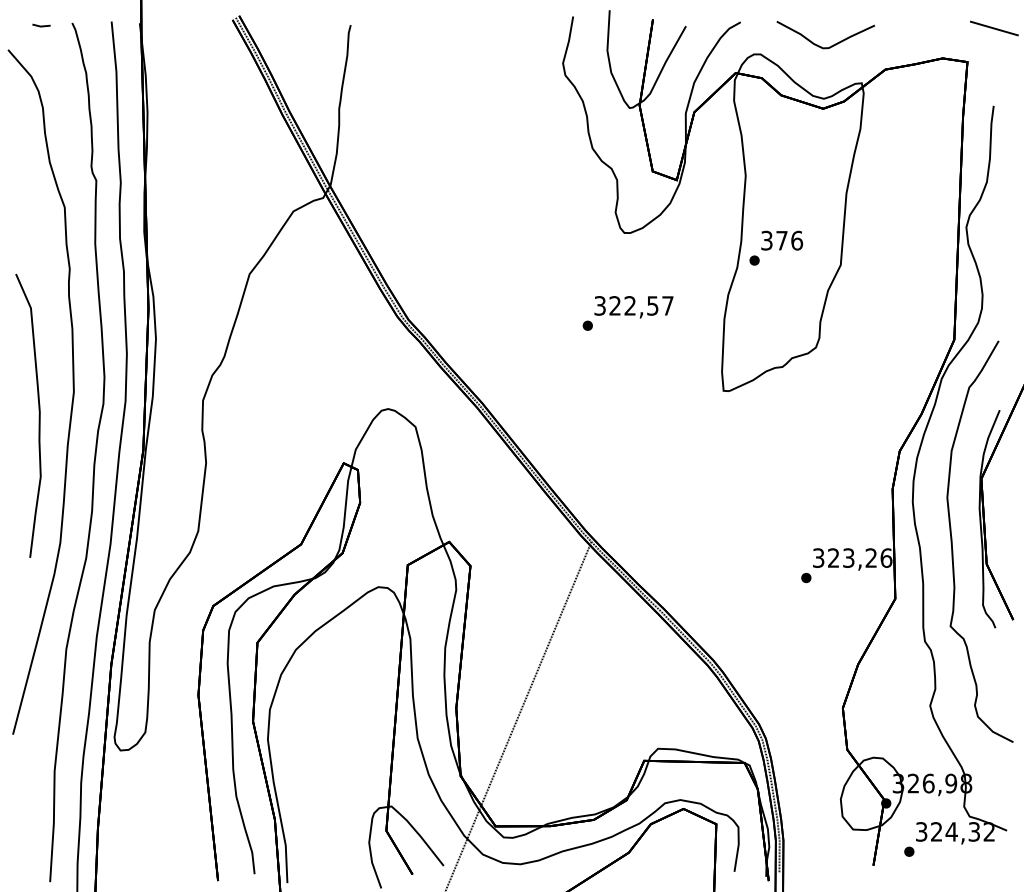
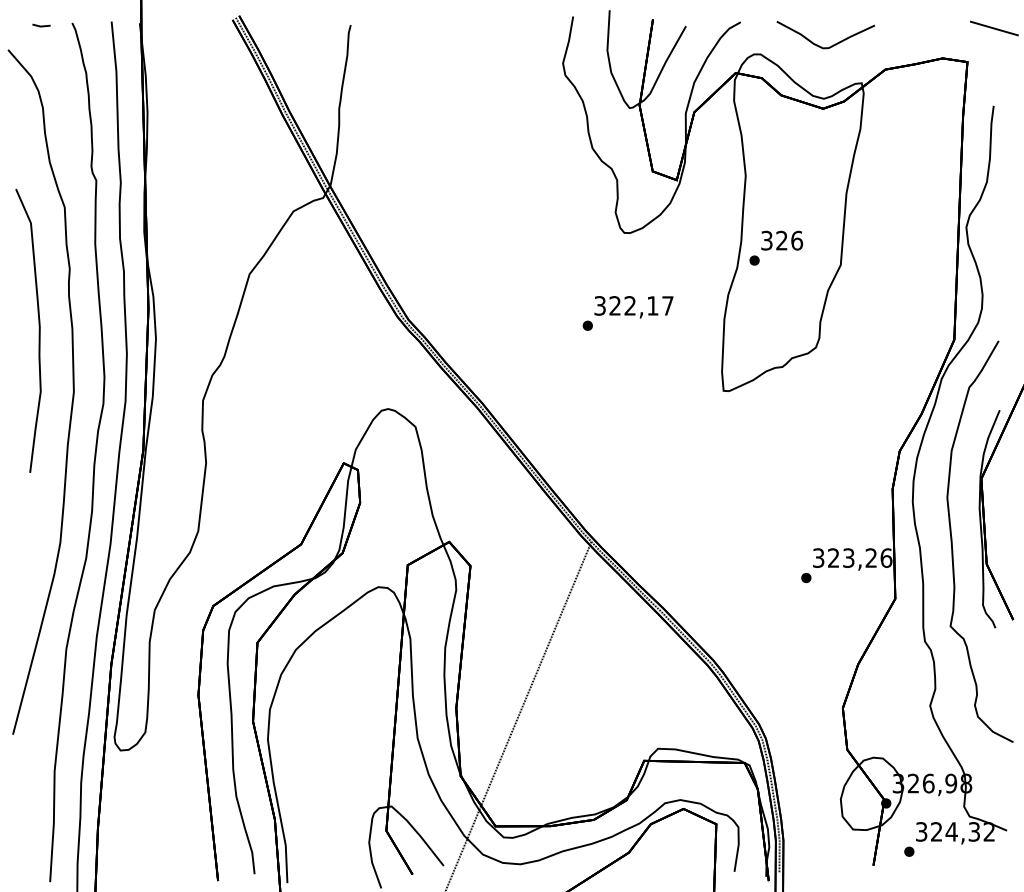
text: 376 -> 326 (781, 240)
text: 322,57 -> 322,17 (652, 305)
part position: (38, 415) -> (38, 330) (38, 330)
